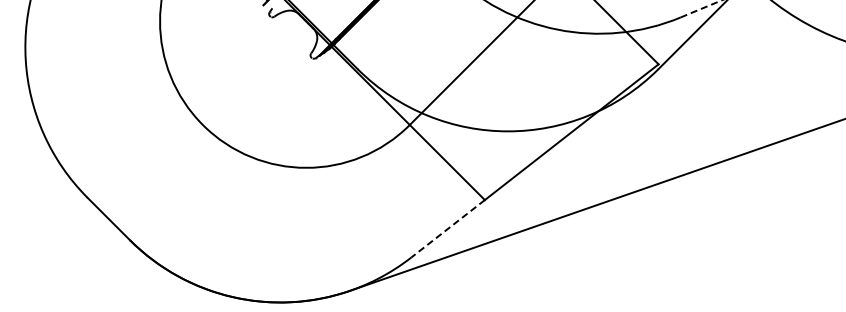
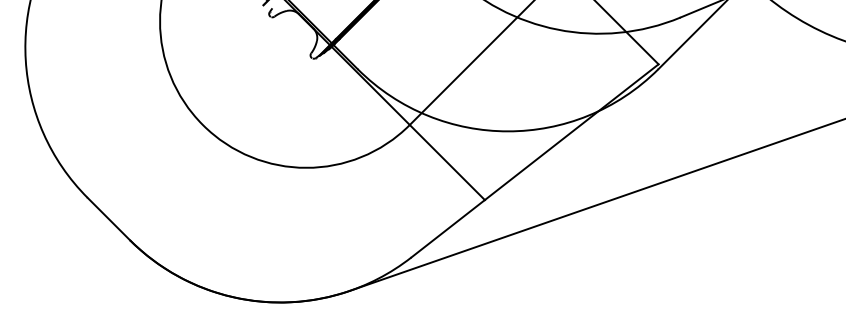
line: dashed -> solid (701, 8)
line: dashed -> solid (448, 228)
